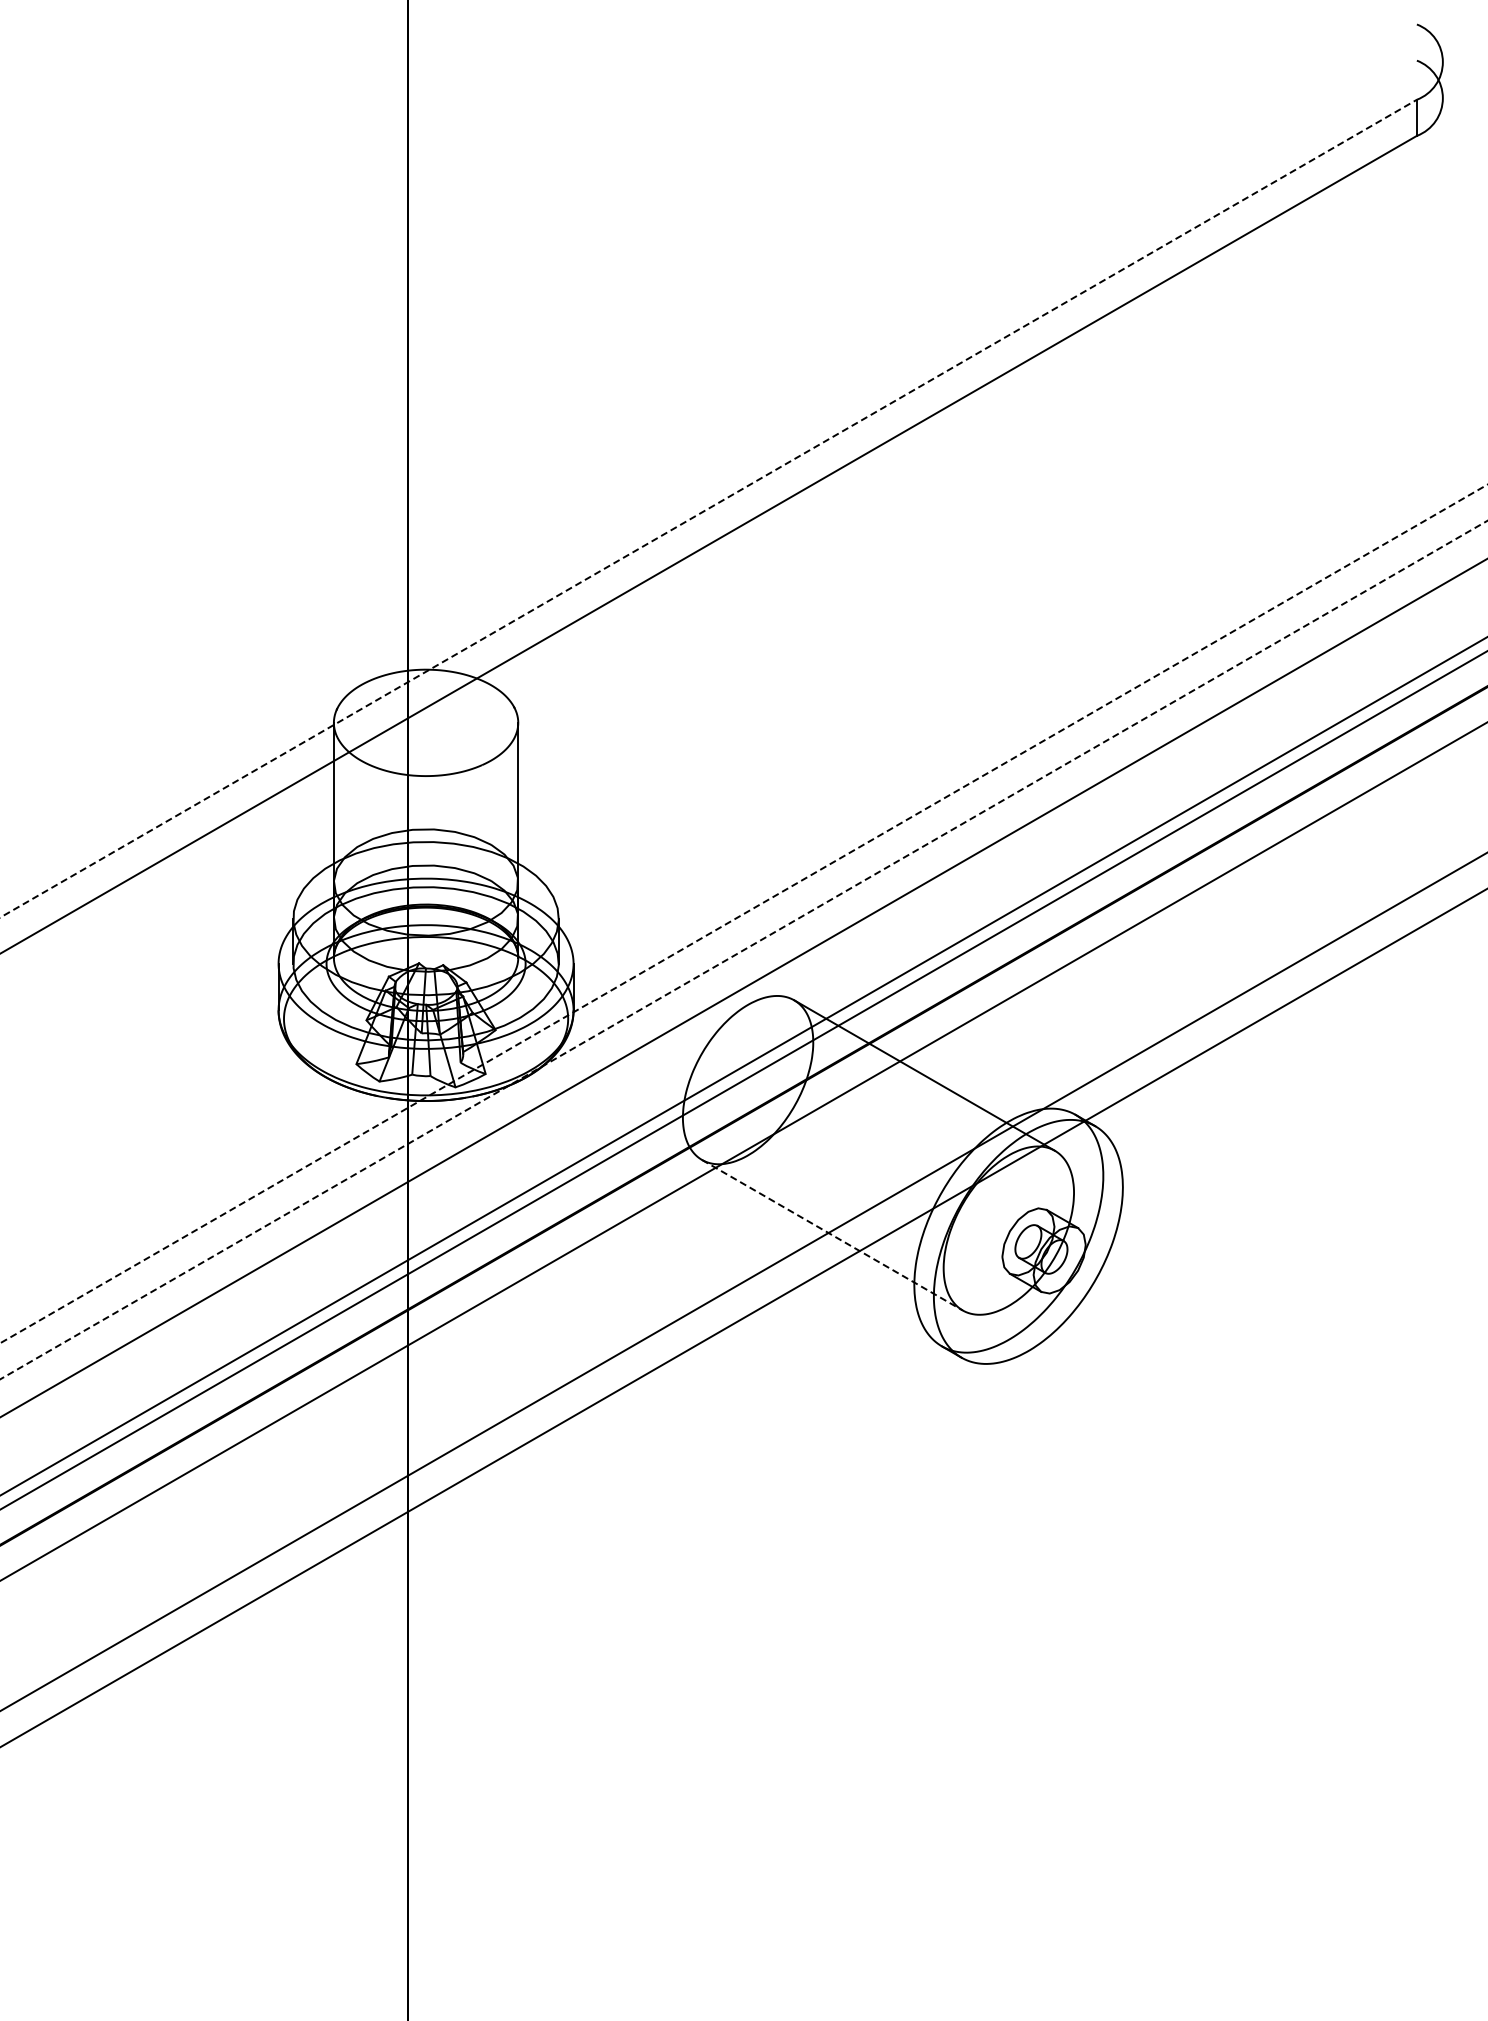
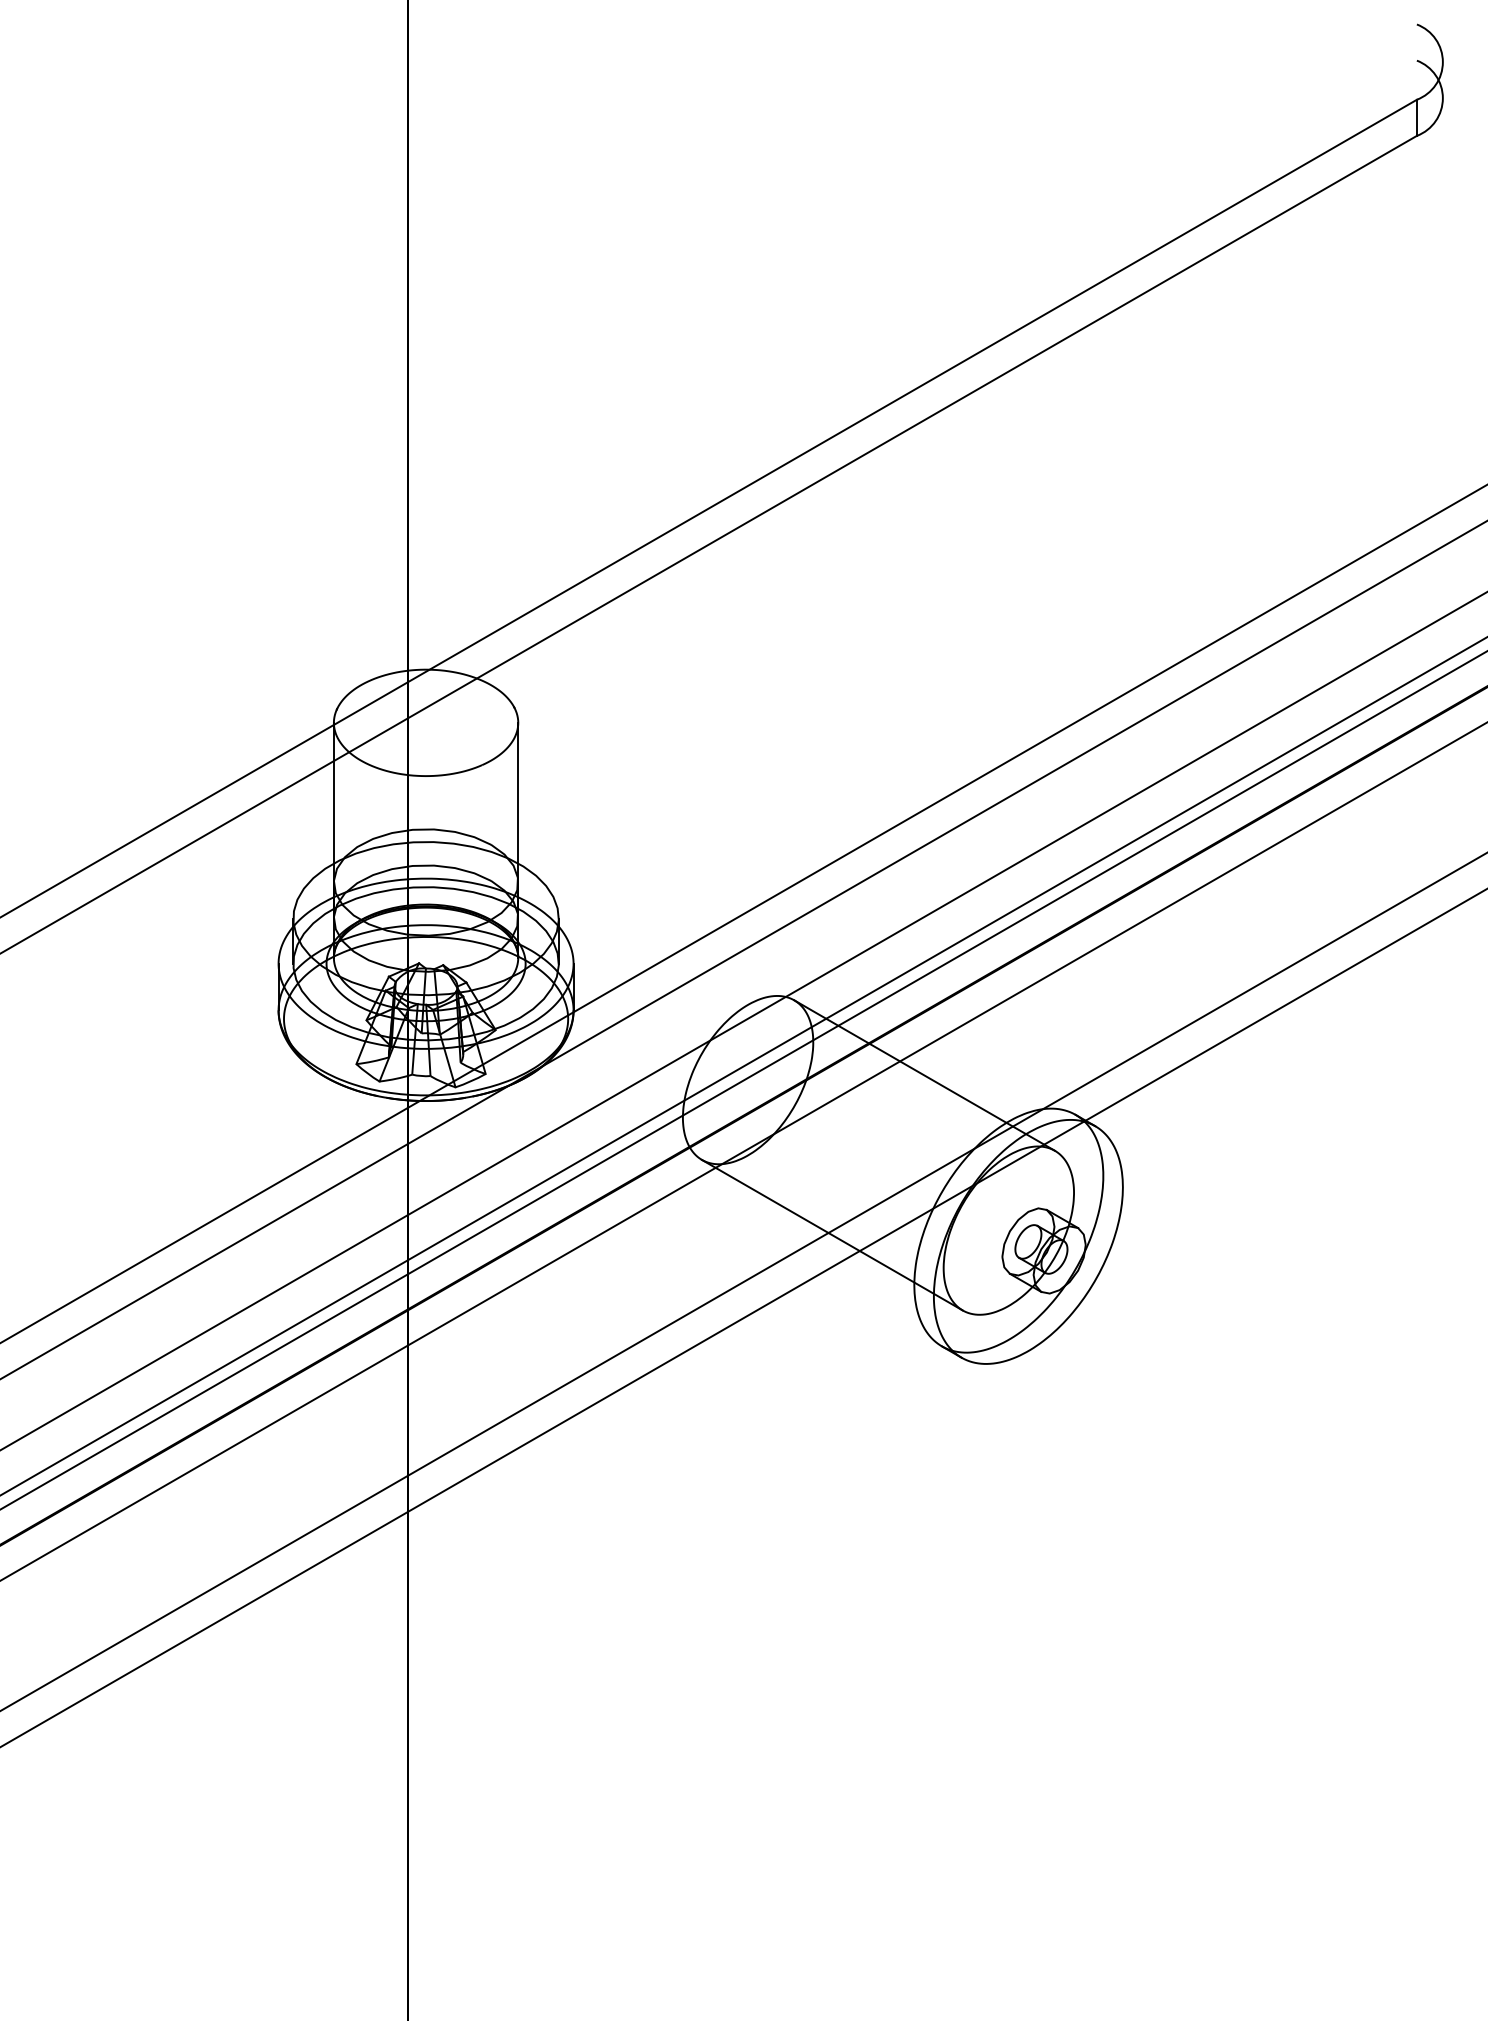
line: dashed -> solid (708, 508)
line: dashed -> solid (743, 913)
line: dashed -> solid (743, 950)
line position: (743, 987) -> (743, 1021) (743, 1021)
line: dashed -> solid (832, 1235)
